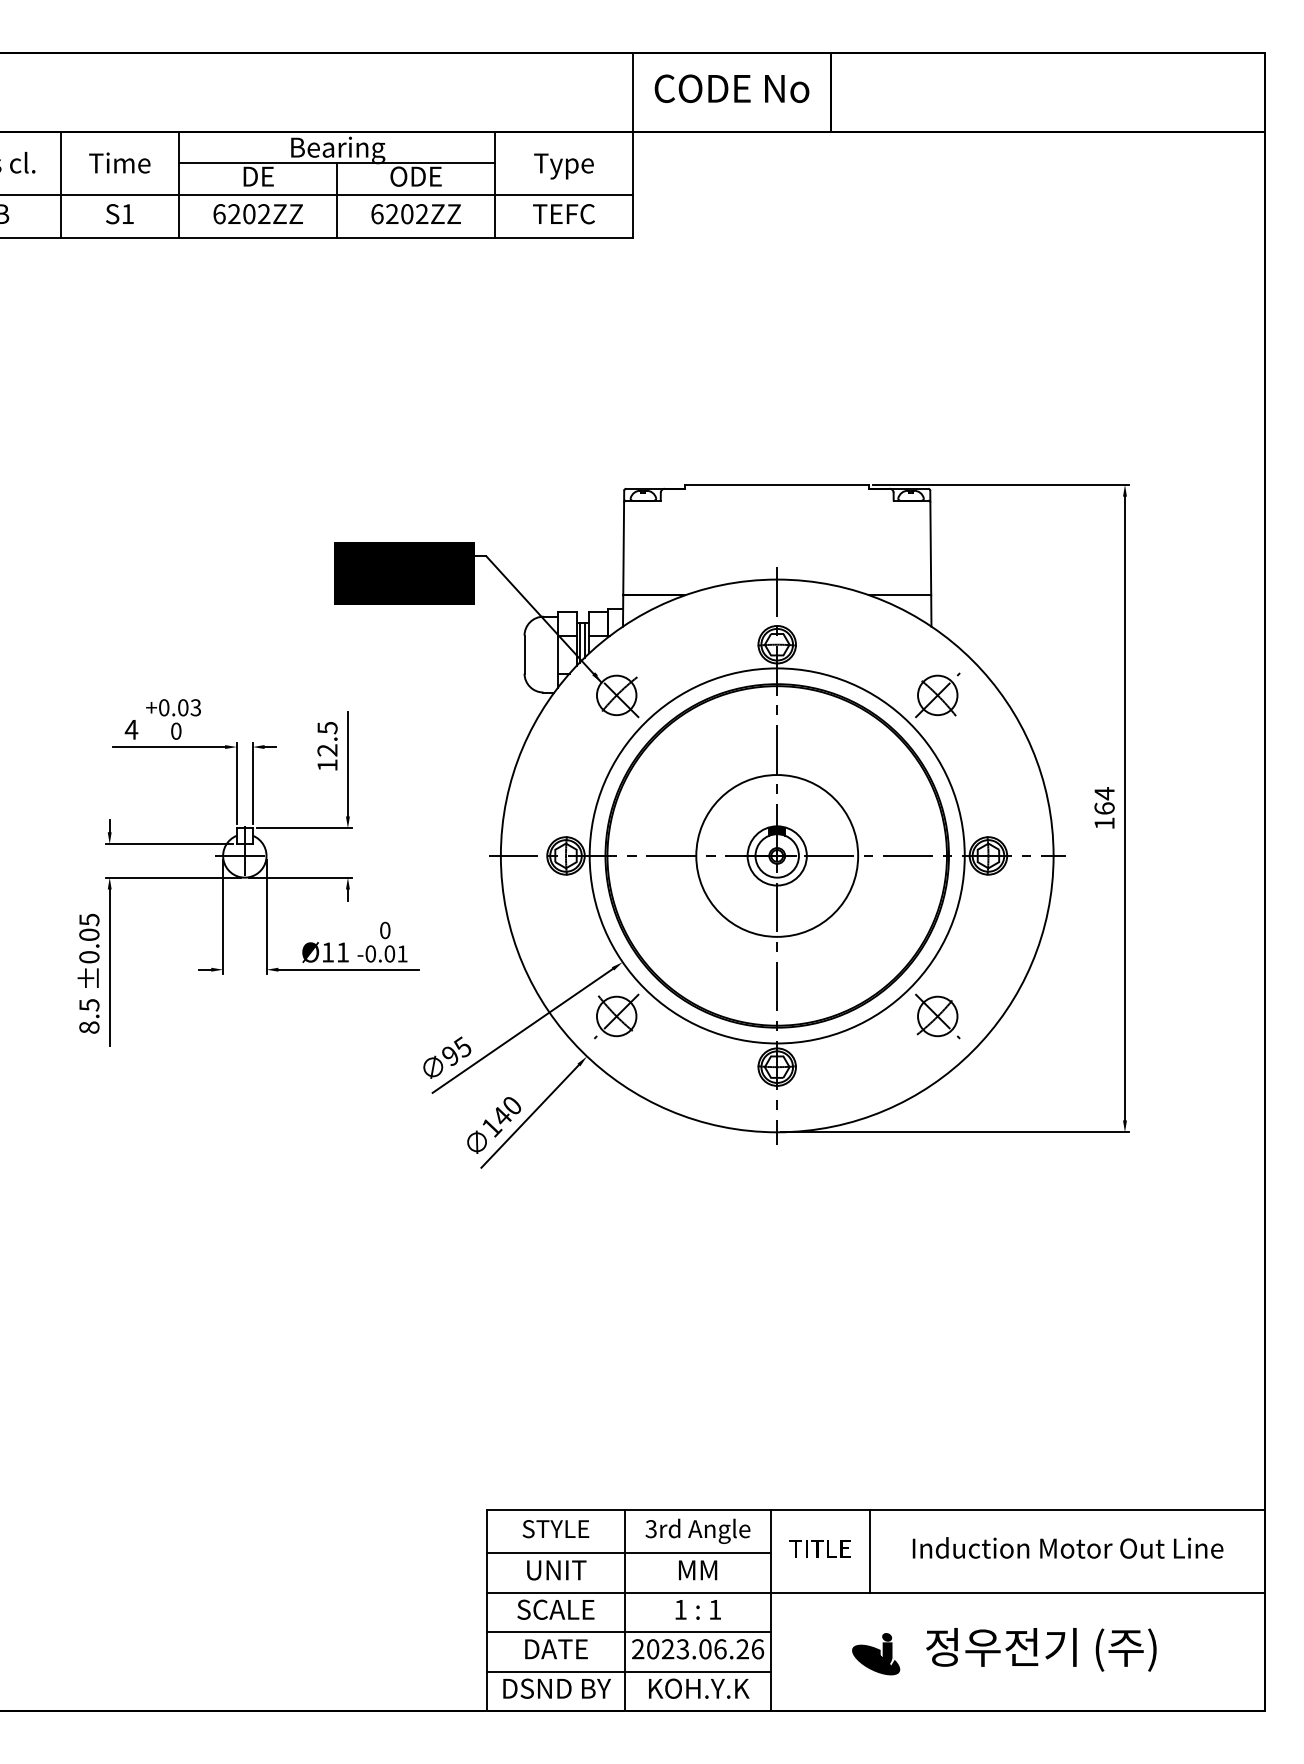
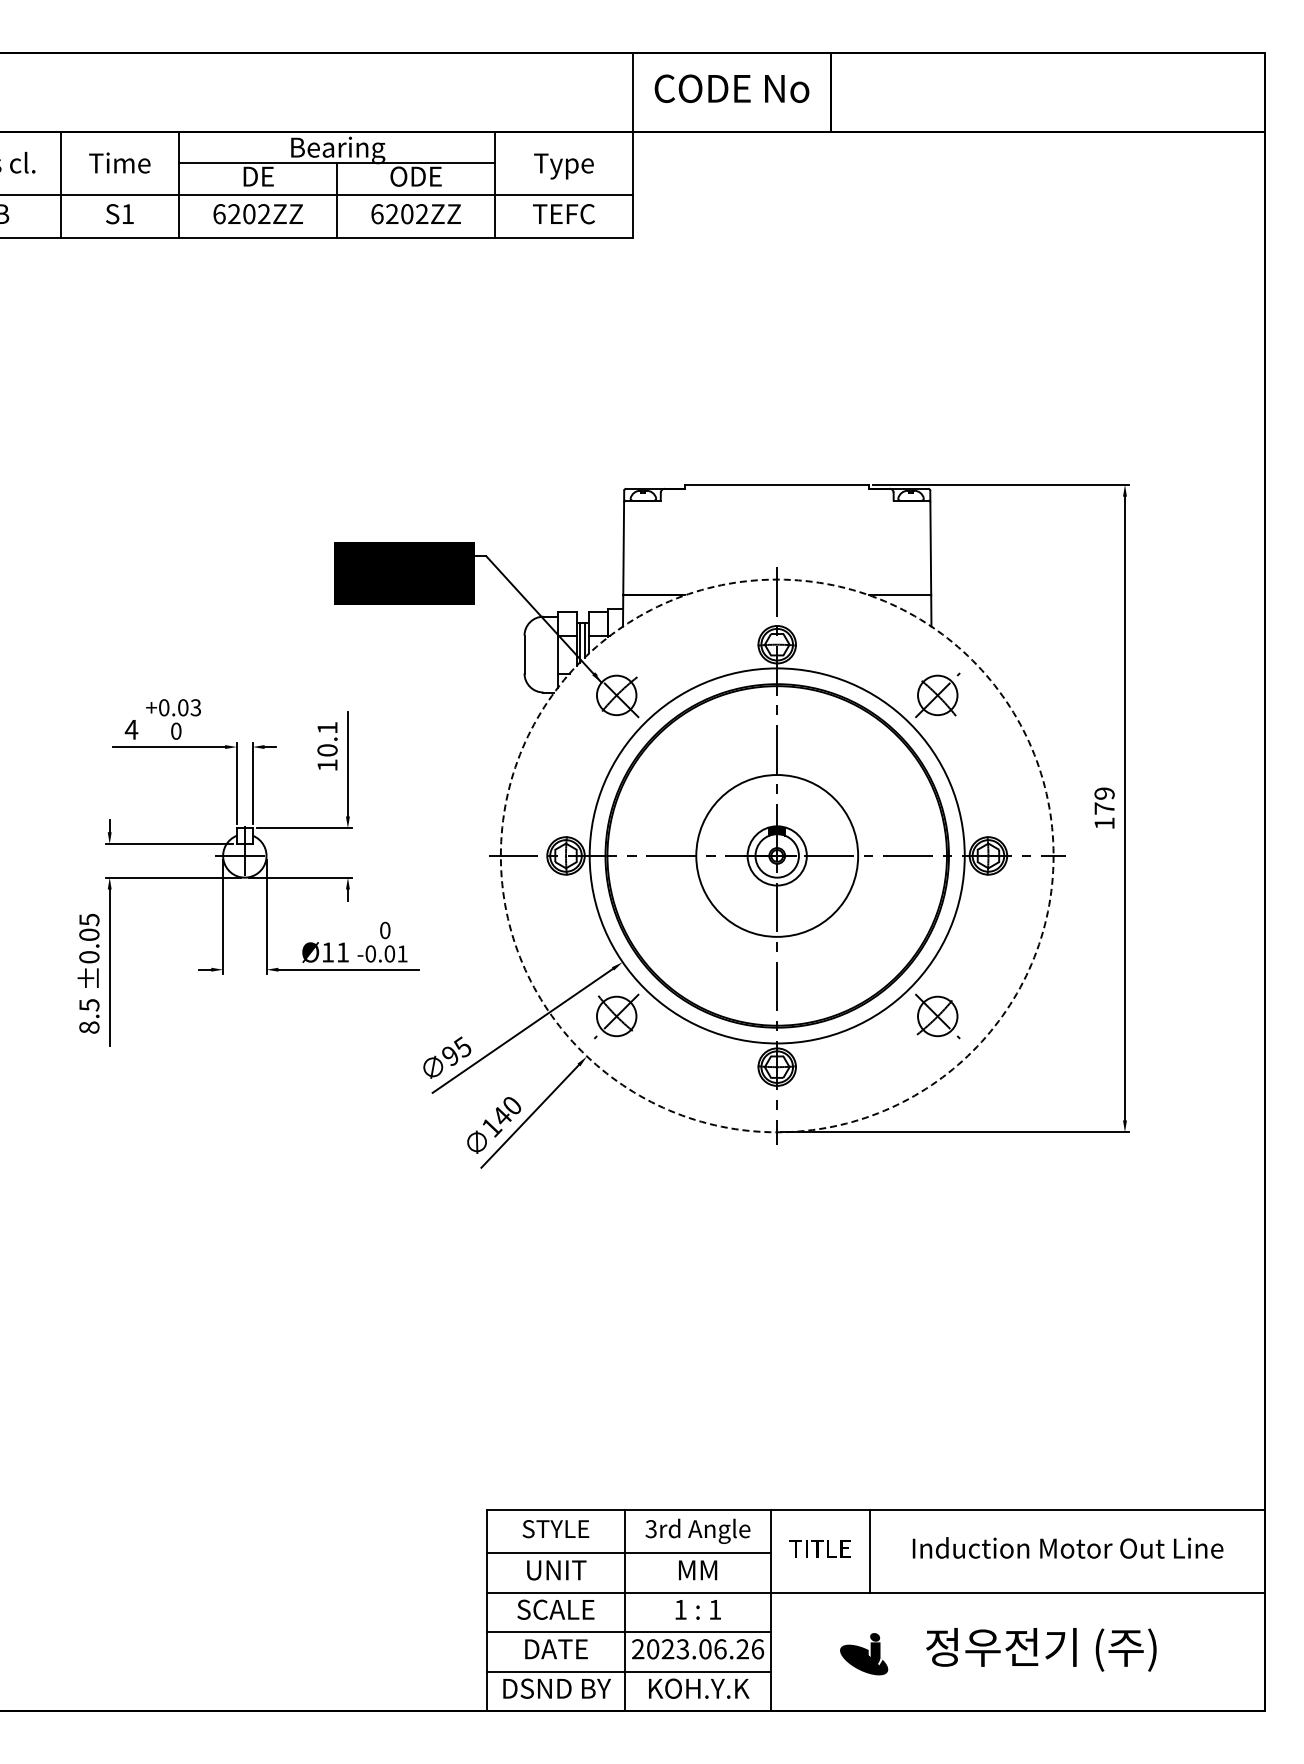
text: 12.5 -> 10.1 (327, 739)
text: 164 -> 179 (1104, 800)
circle: solid -> dashed (776, 855)
part position: (876, 1654) -> (864, 1654) (864, 1654)
